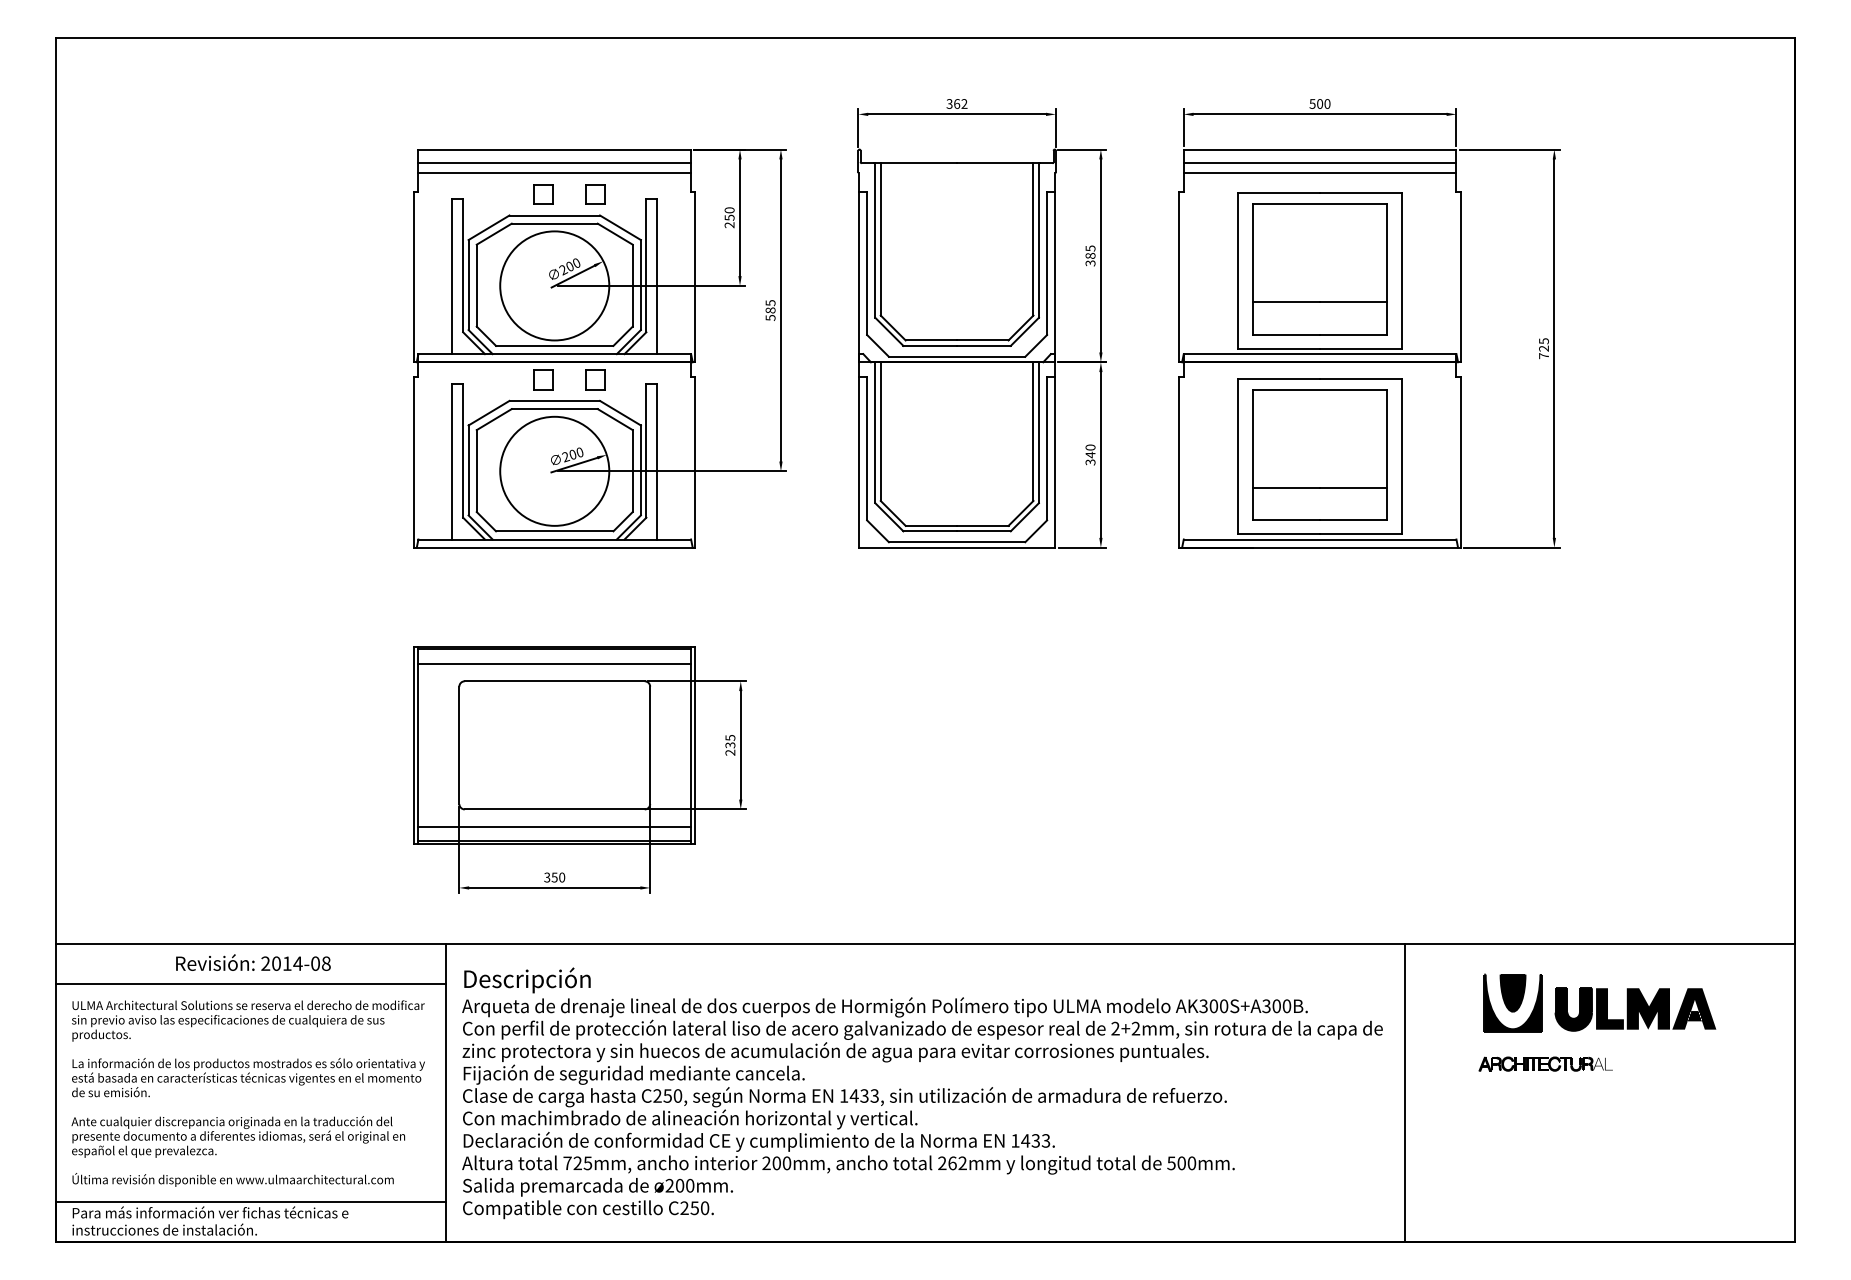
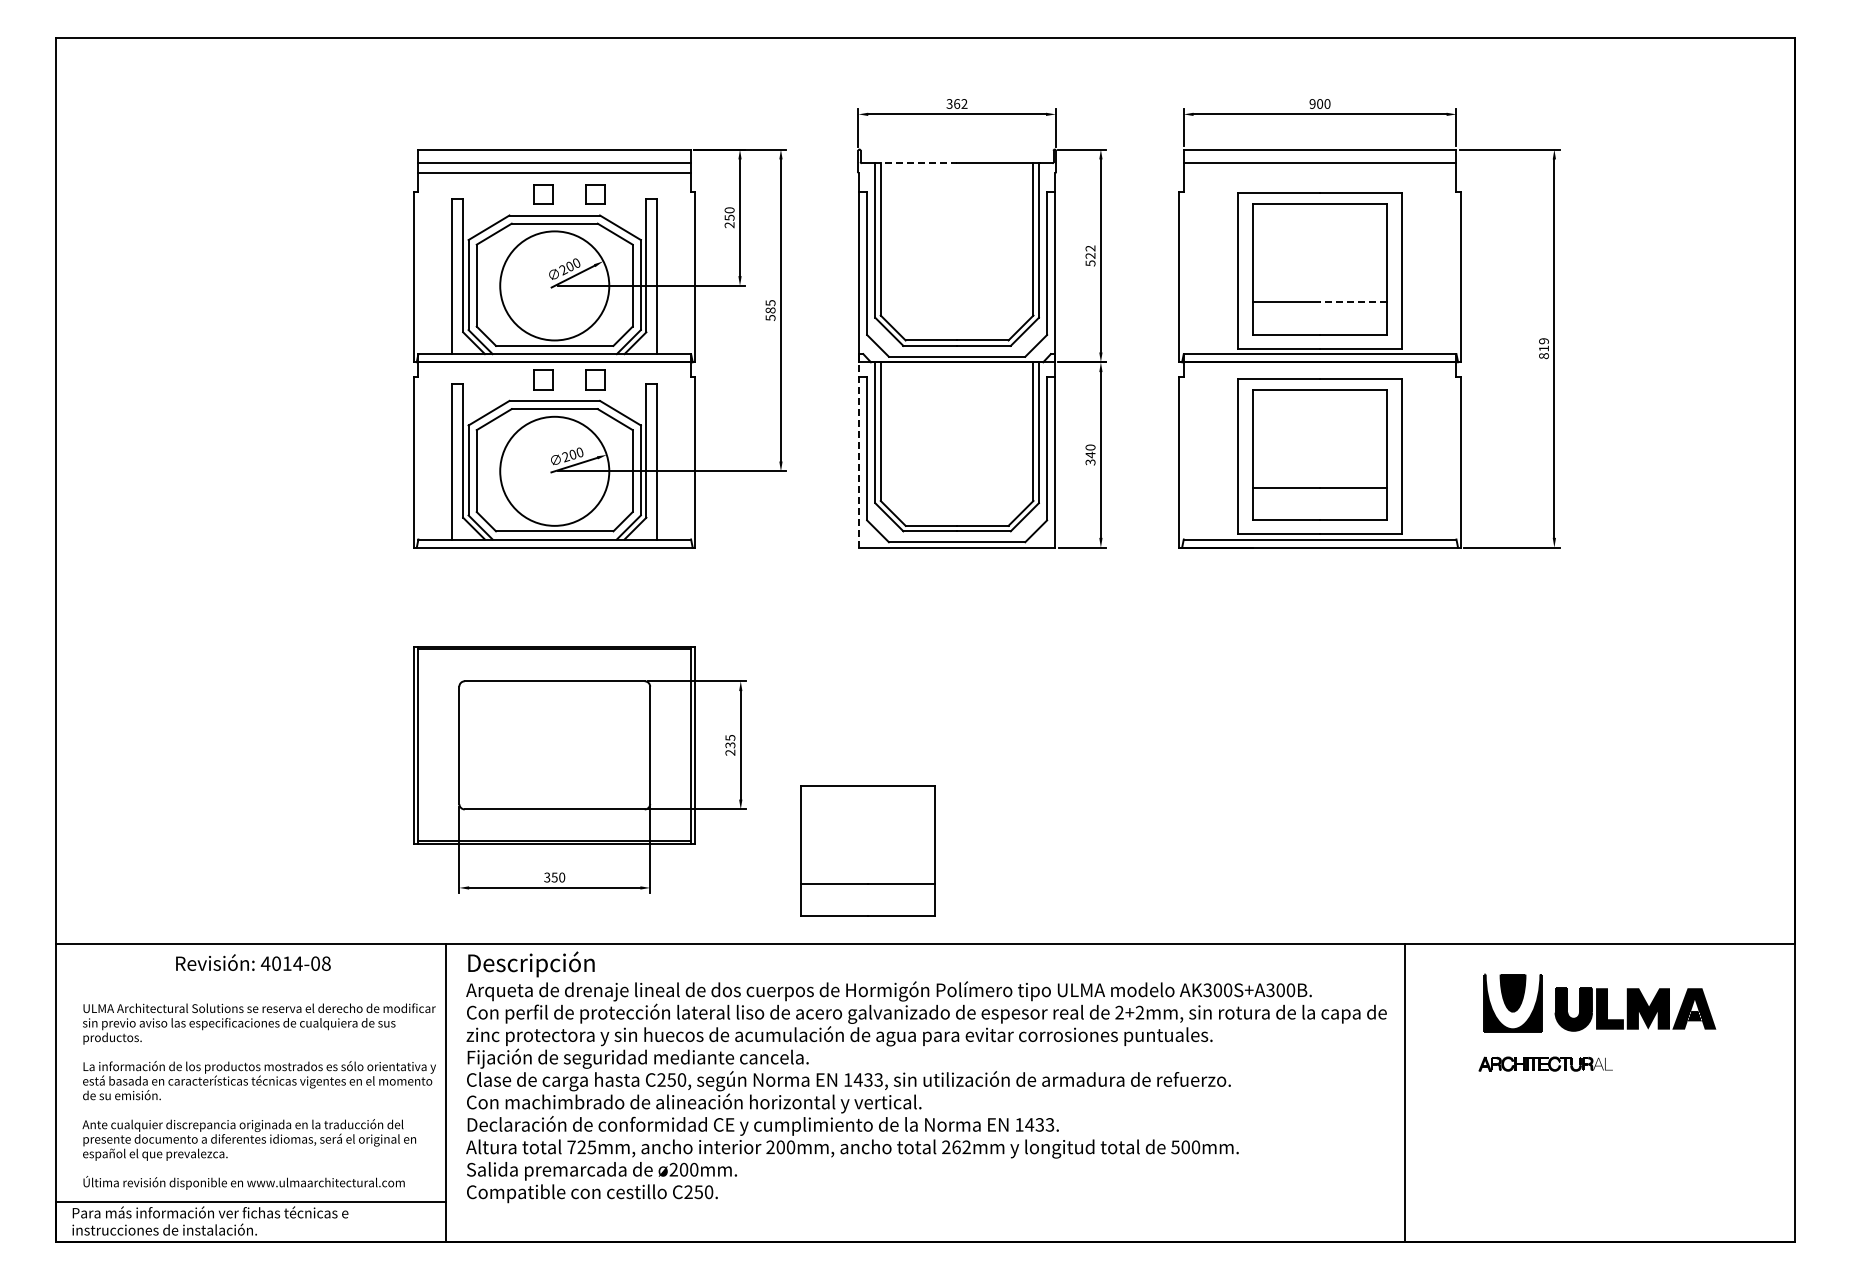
text: 500 -> 900 (1312, 103)
line: solid -> dashed (915, 163)
line: present -> none (1319, 173)
text: 385 -> 522 (1090, 255)
line: solid -> dashed (1353, 302)
text: 725 -> 819 (1543, 348)
line: solid -> dashed (858, 450)
line: present -> none (554, 664)
line: present -> none (554, 826)
part: none -> present (867, 850)
text: 2014-08^I -> 4014-08^I (265, 963)
line: present -> none (250, 983)
text position: (247, 1093) -> (258, 1096) (258, 1096)
text position: (922, 1093) -> (926, 1077) (926, 1077)
